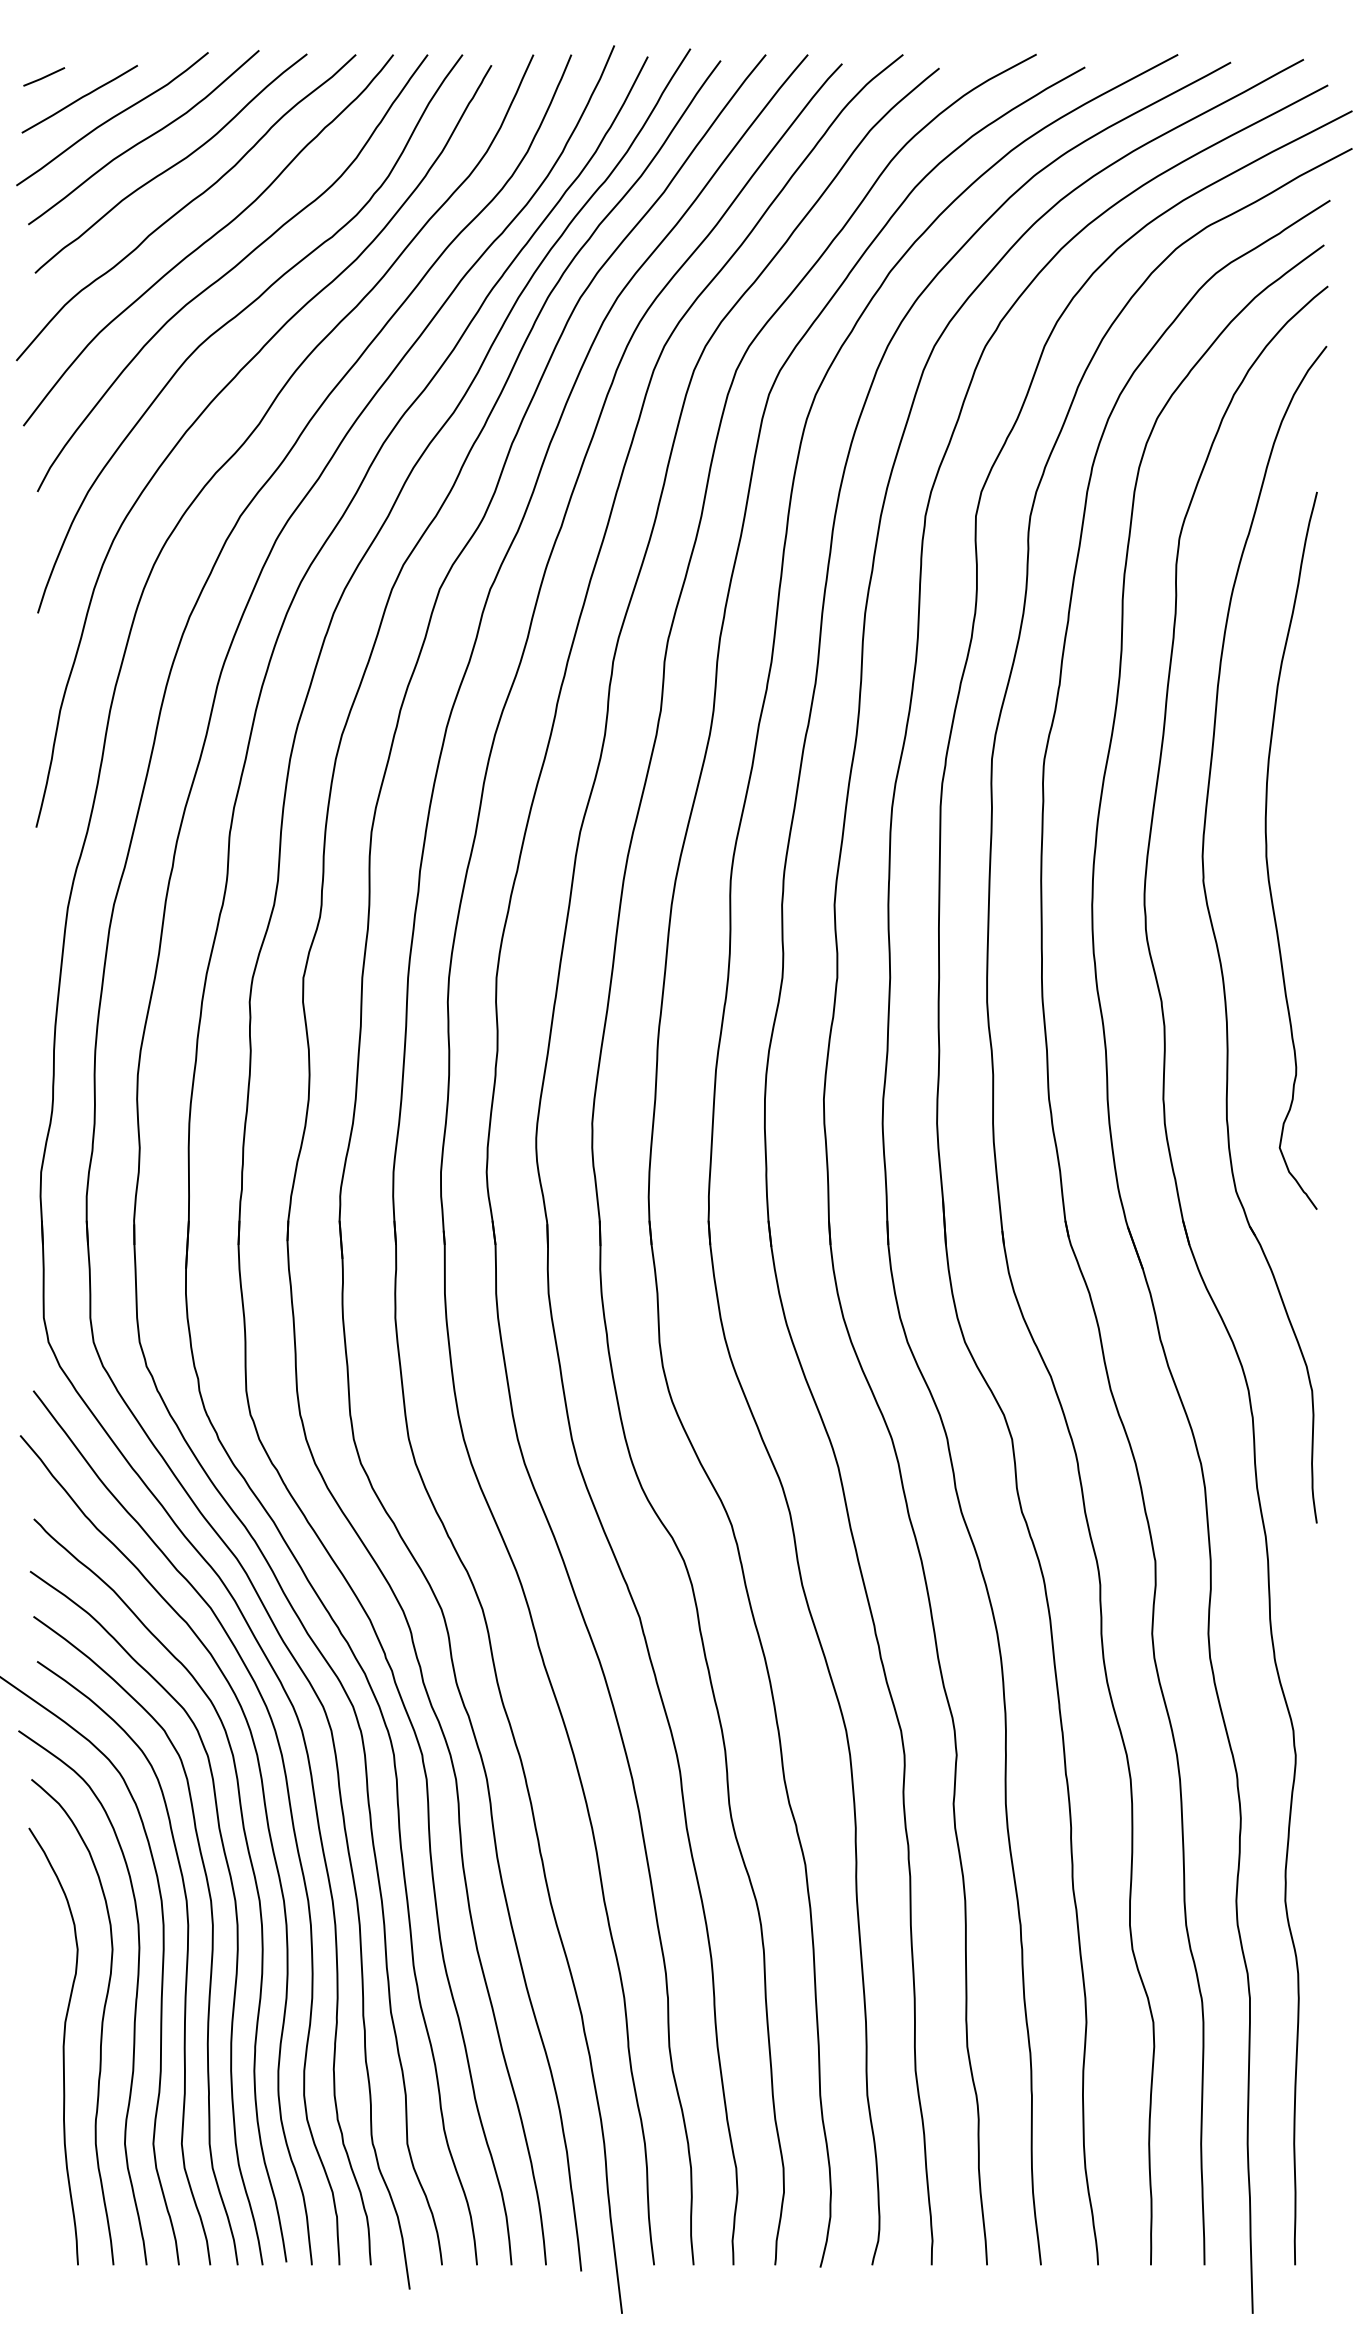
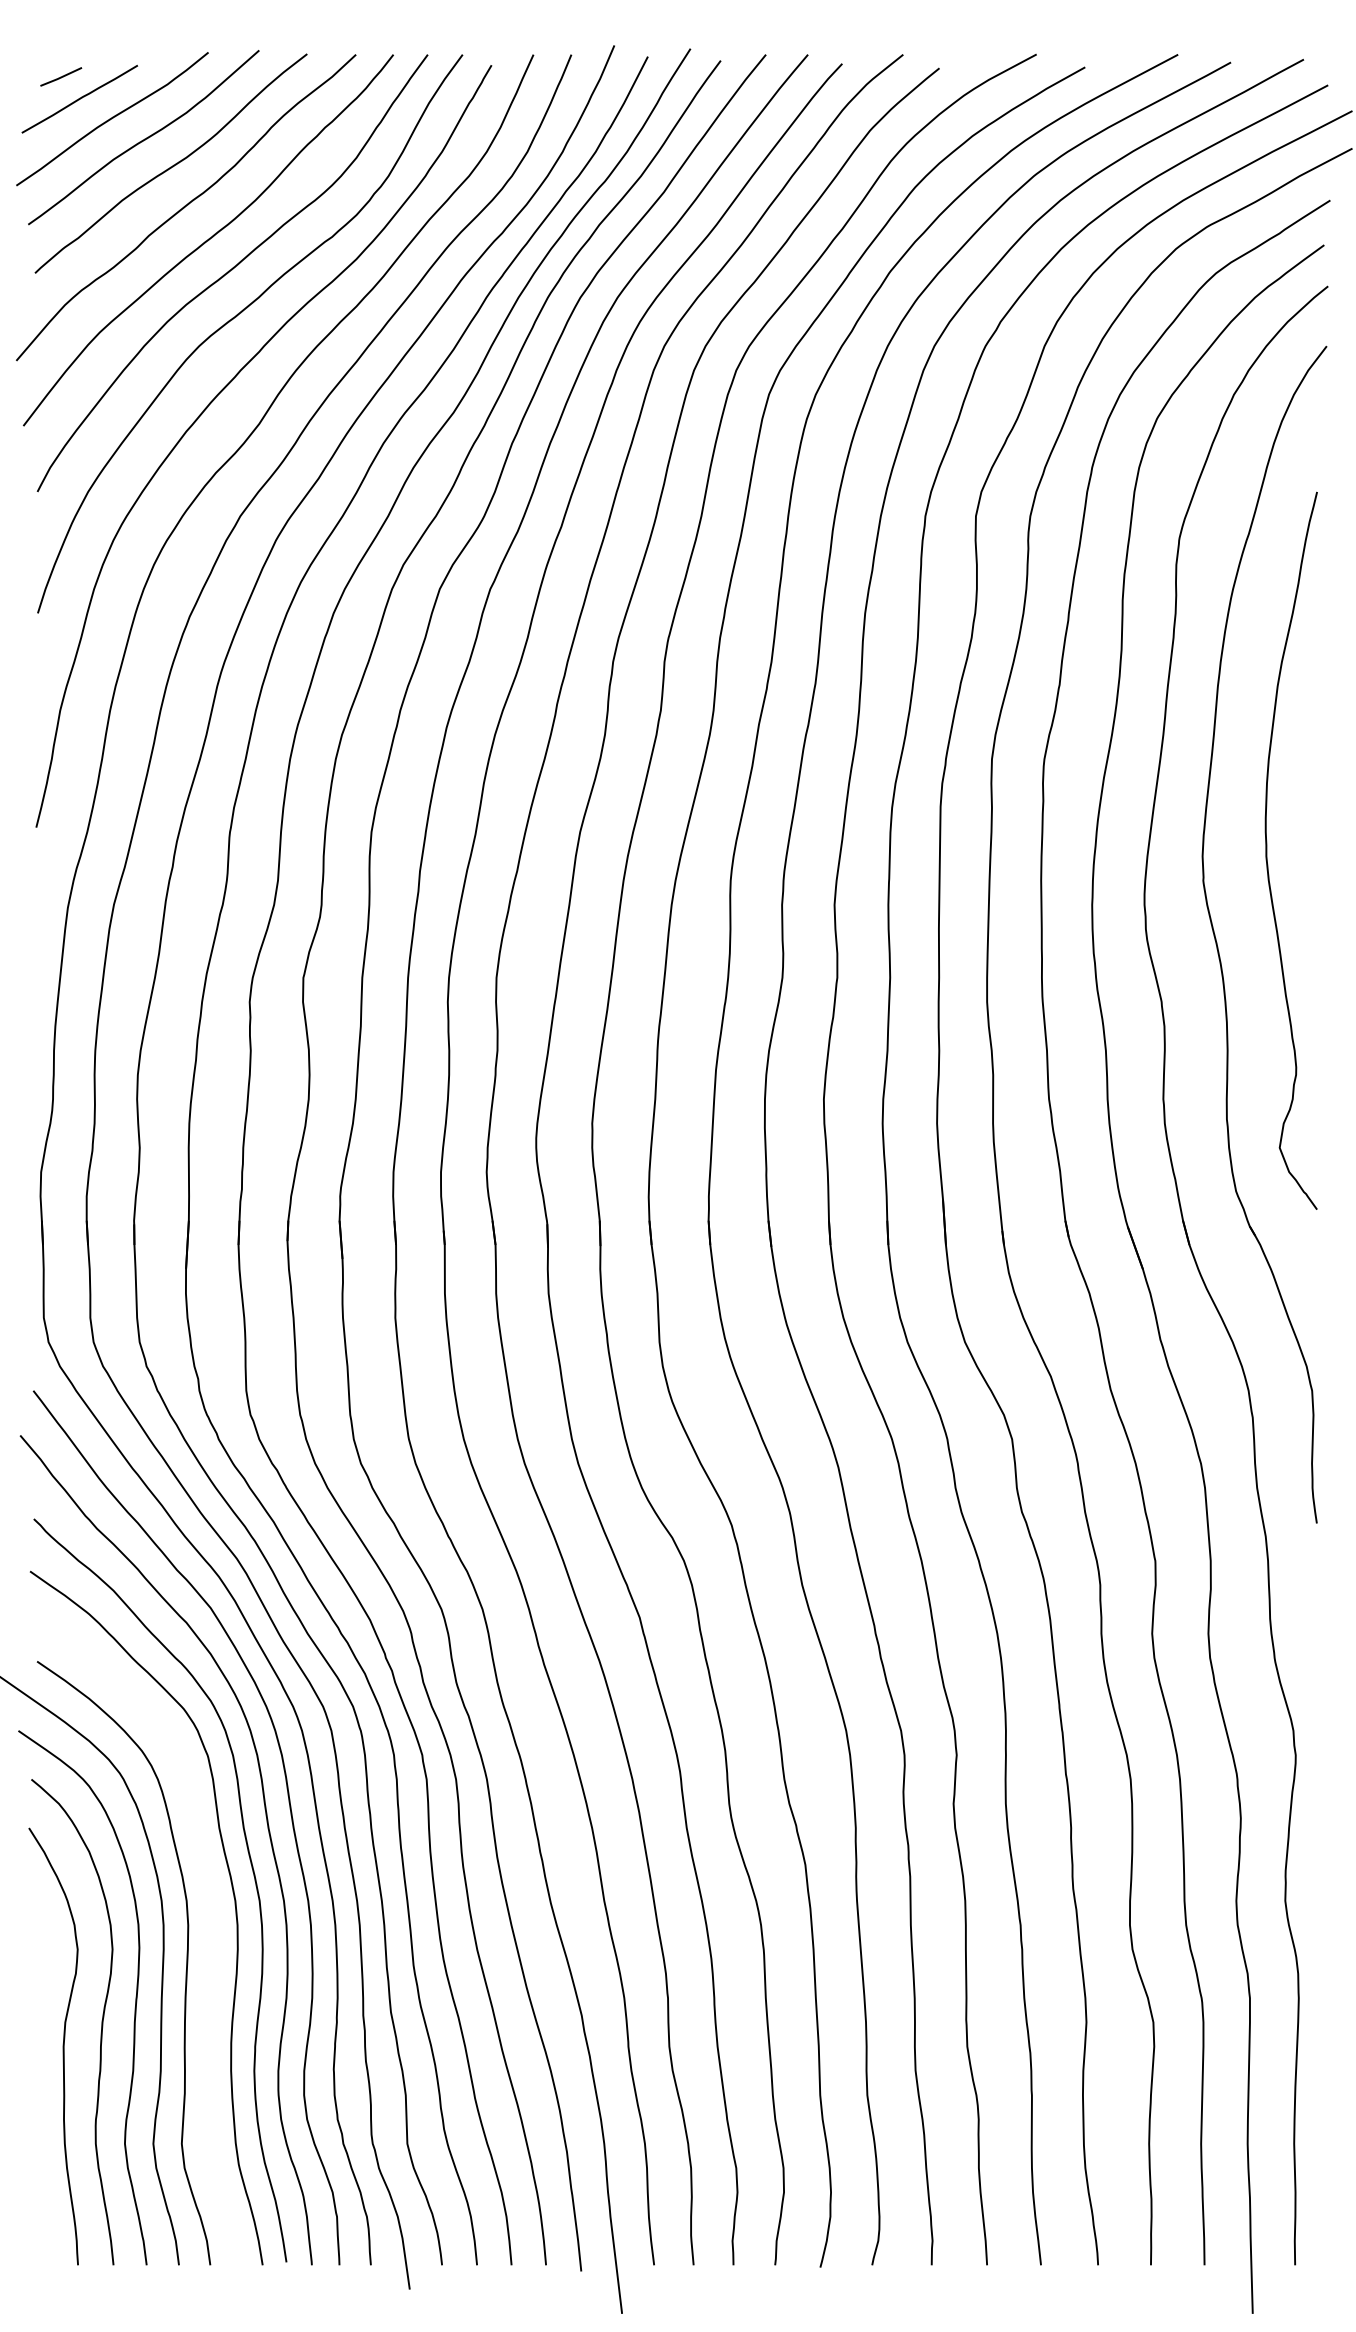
line position: (44, 76) -> (61, 76) (61, 76)
curve: present -> none (211, 1940)
